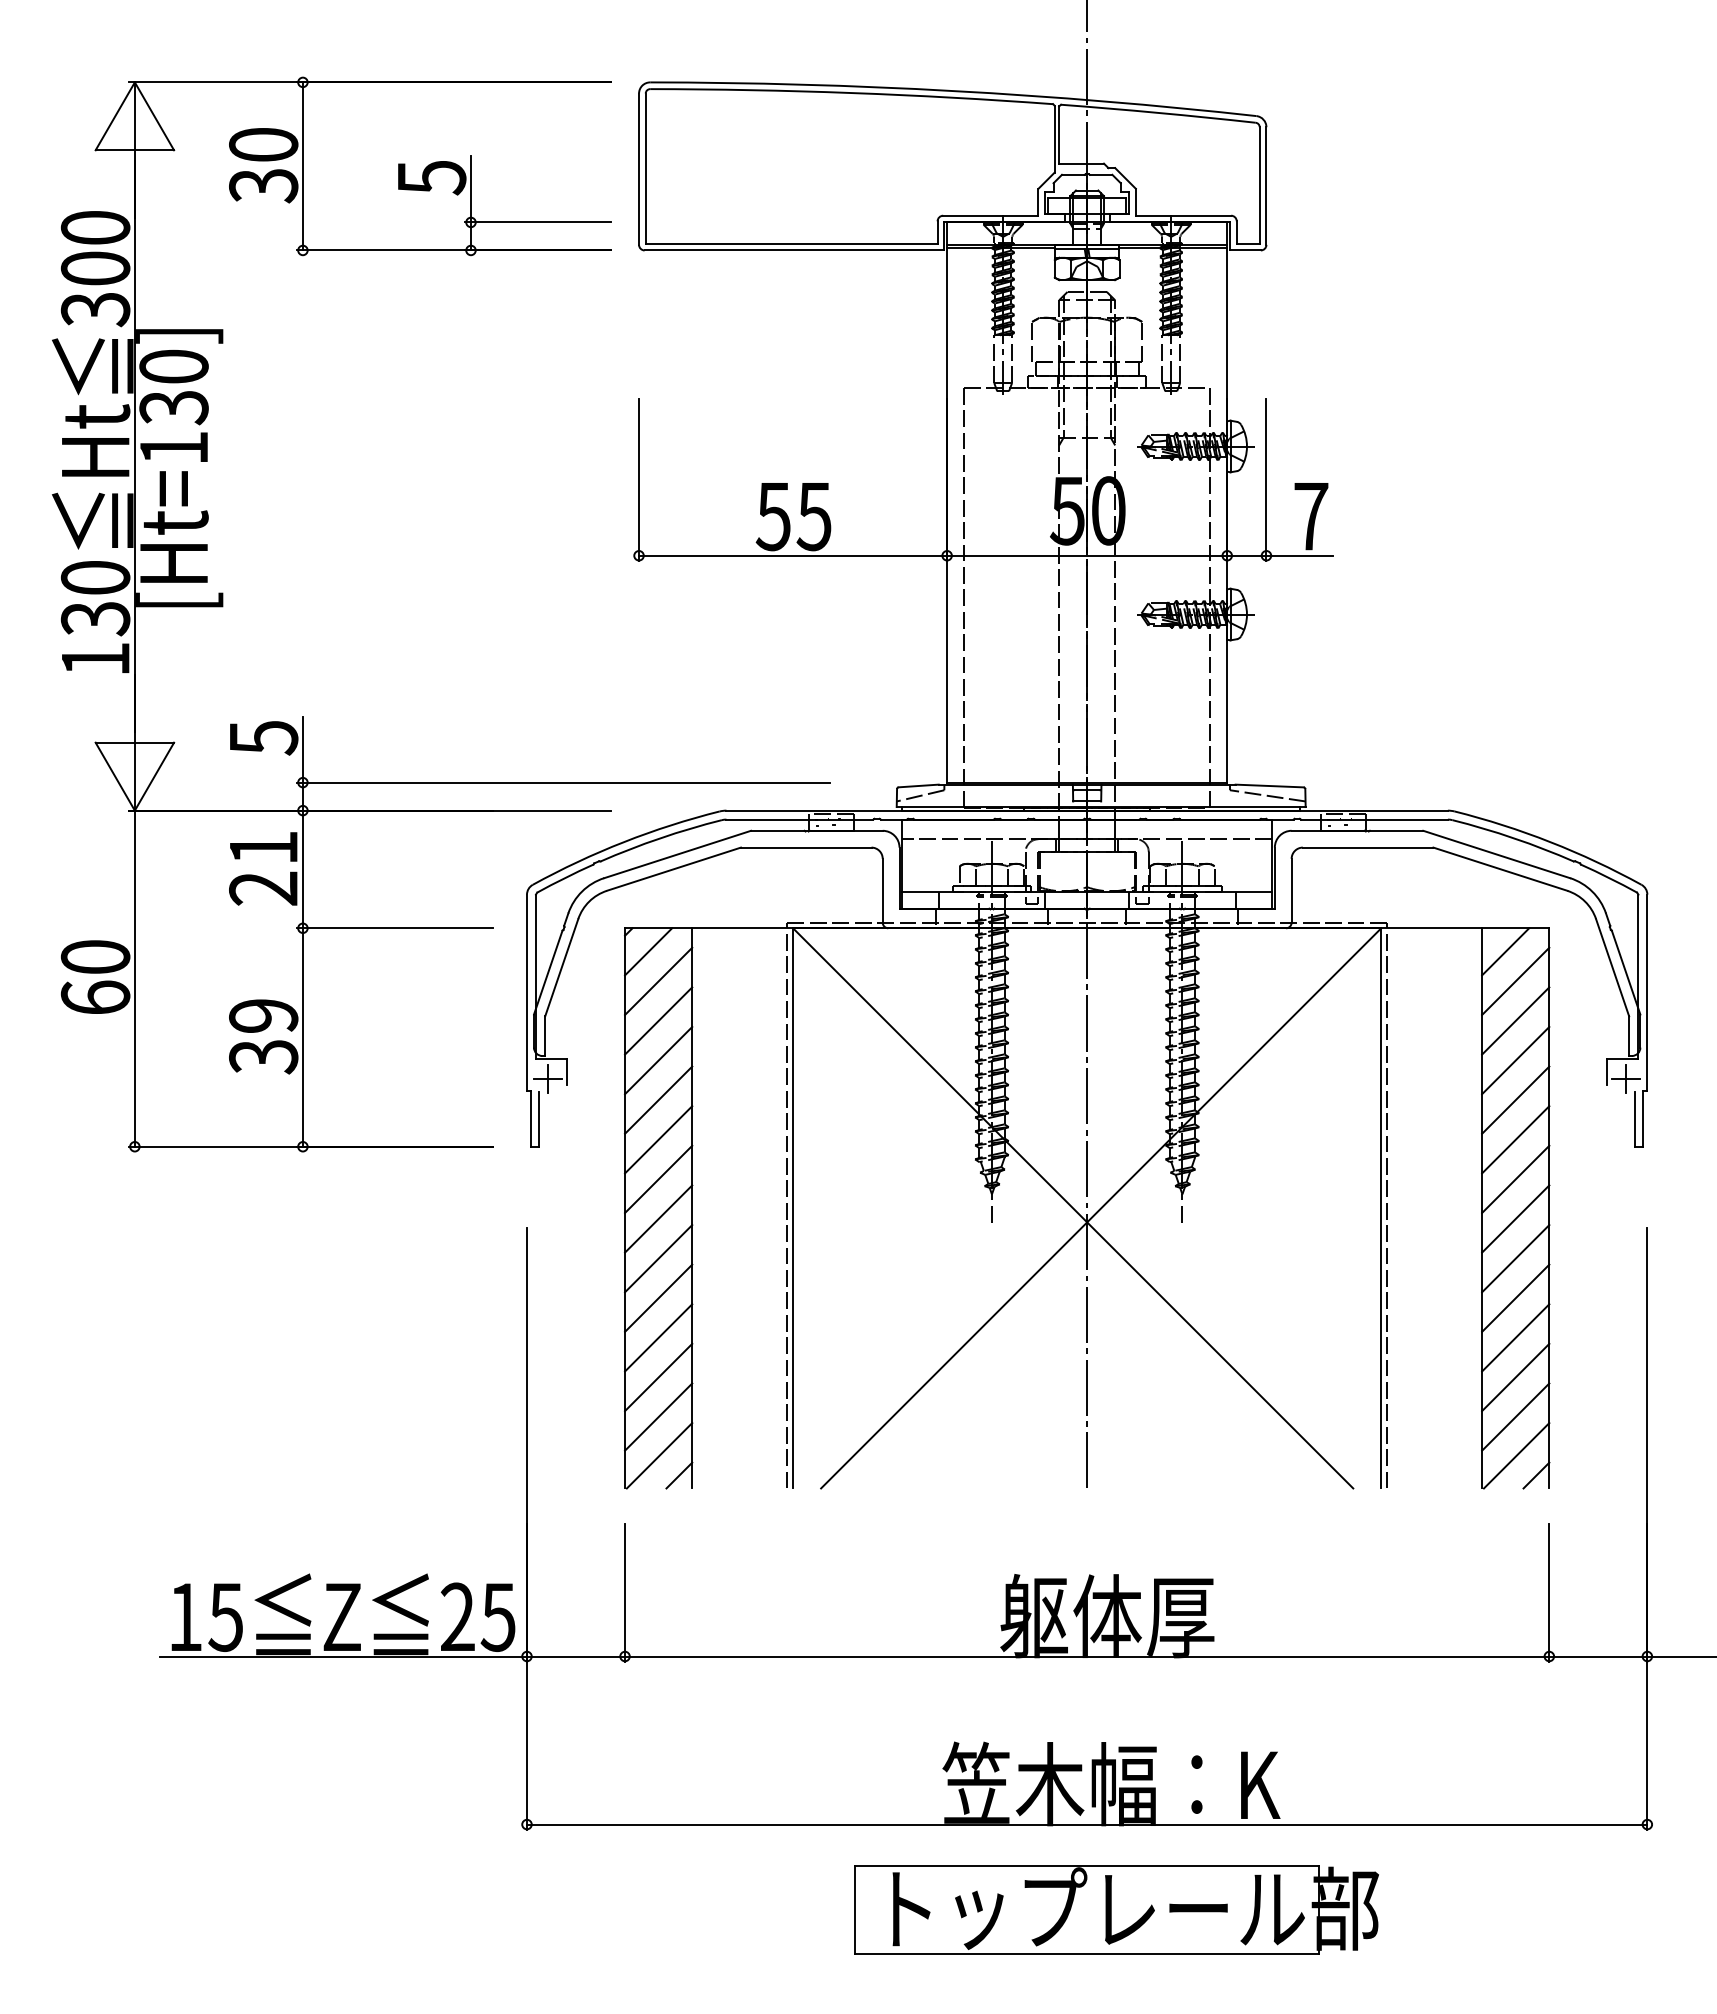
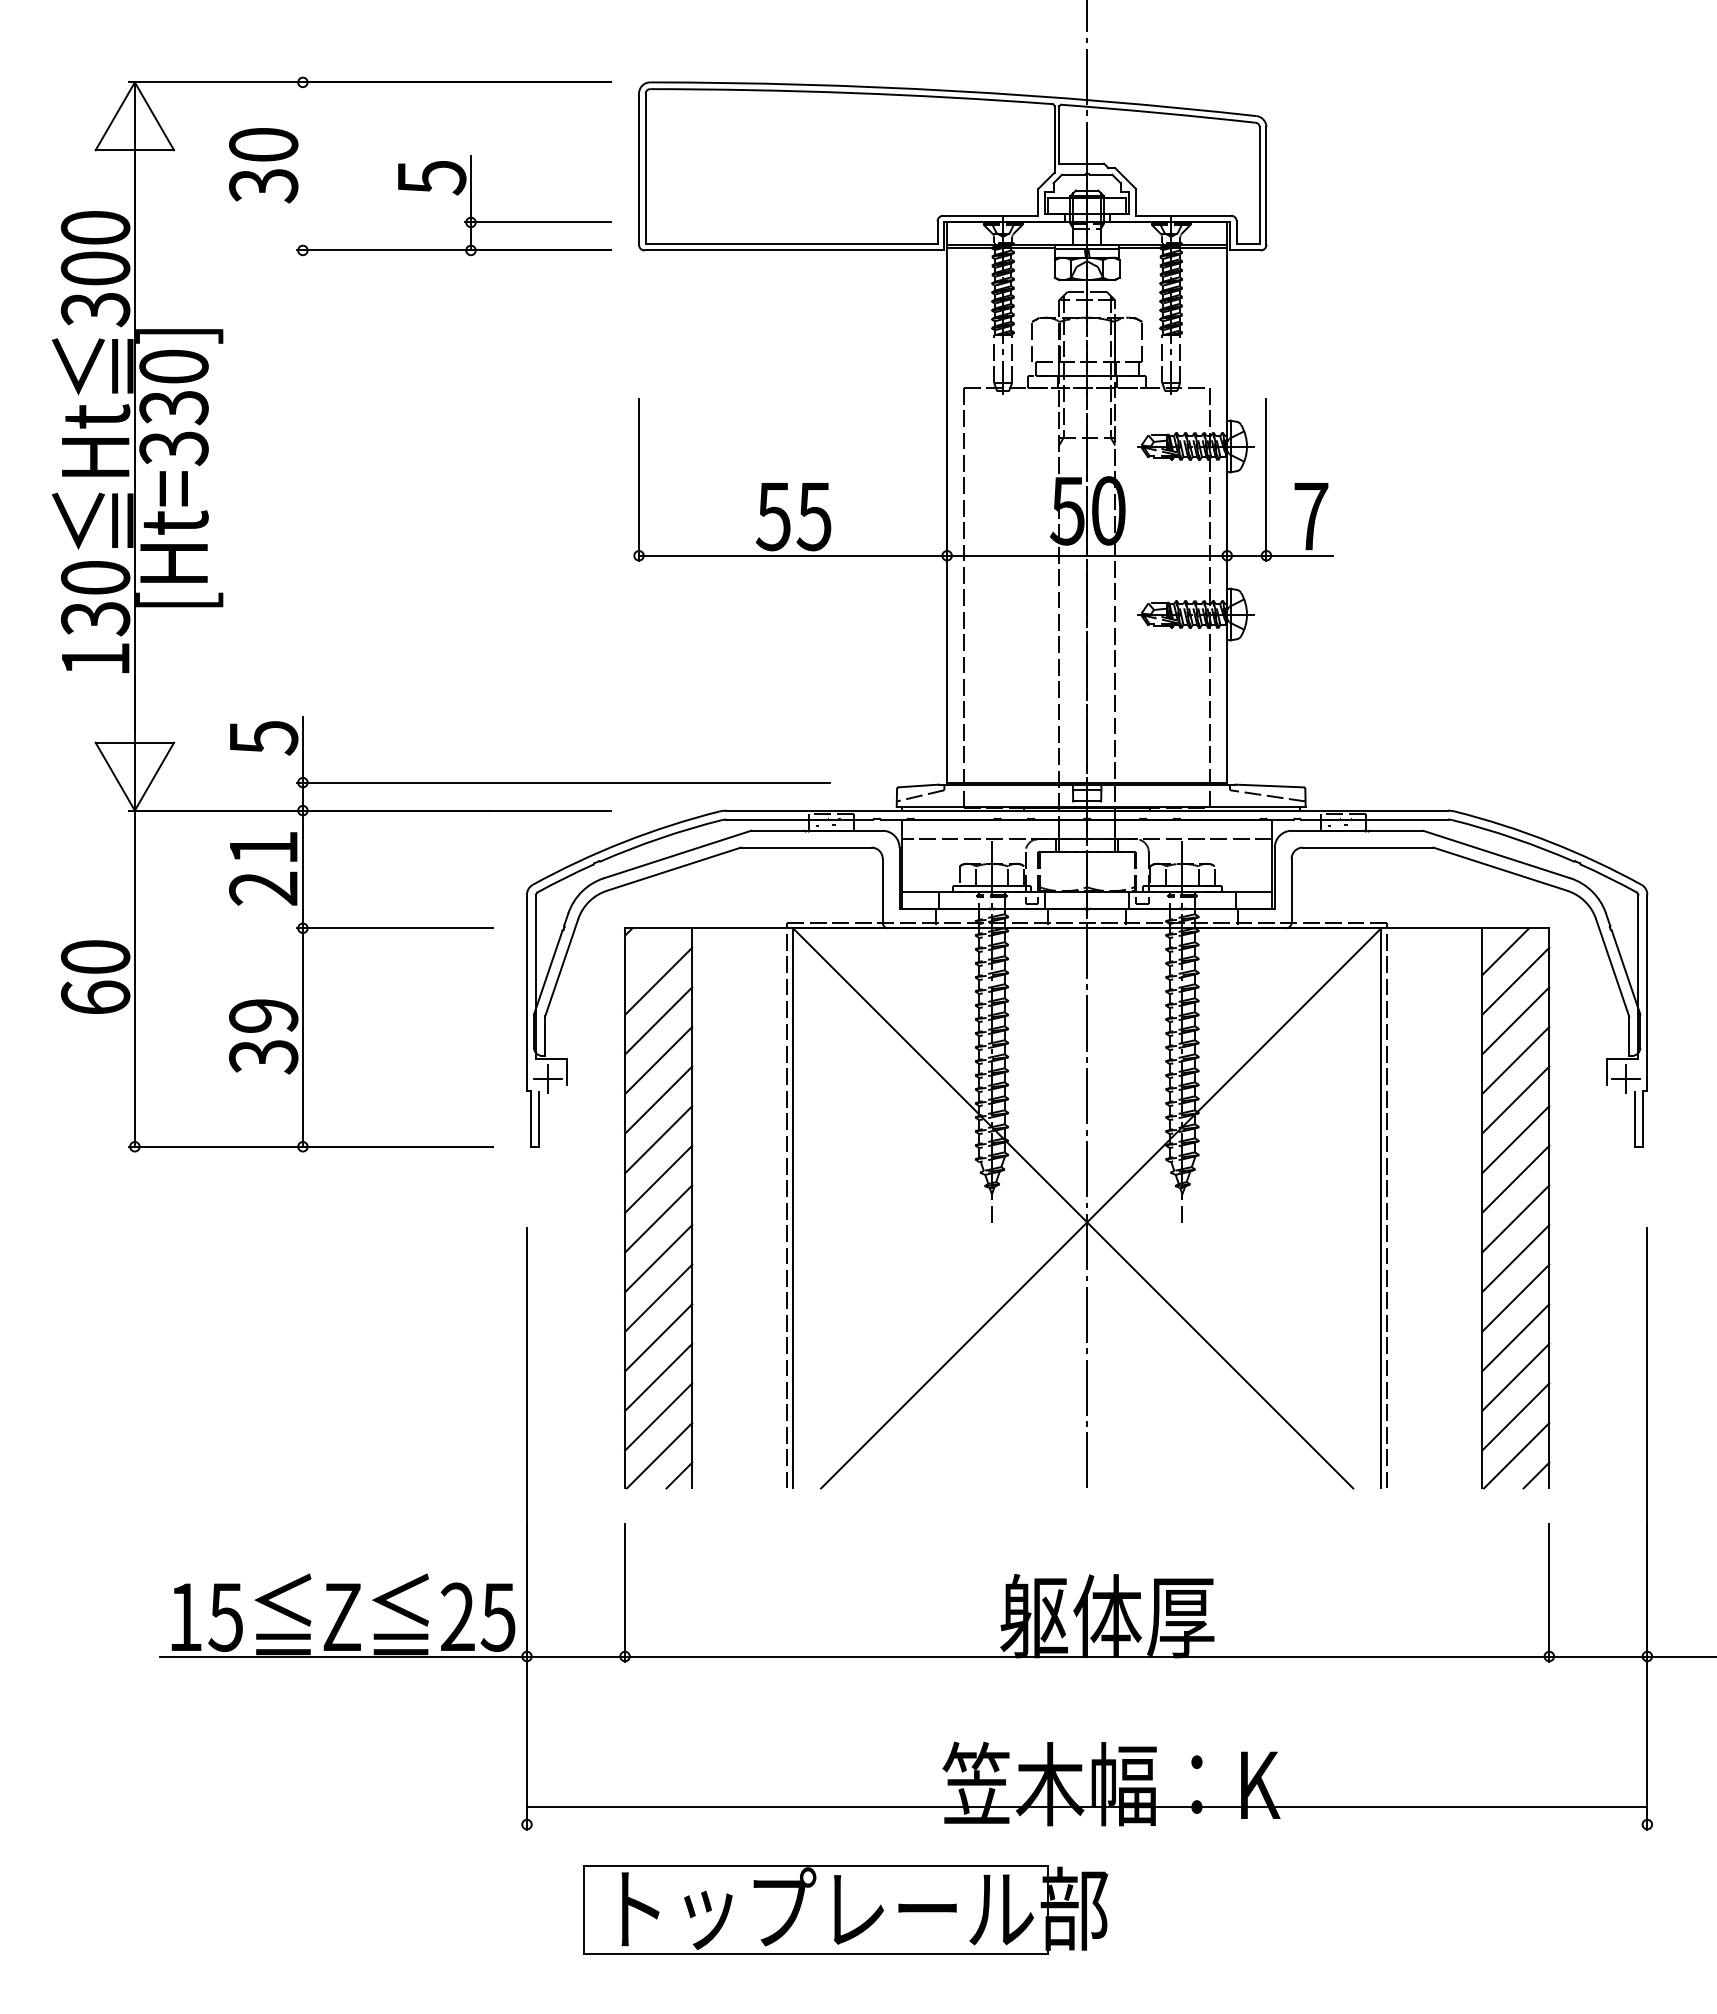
line: present -> none (302, 166)
text: [Ht=130] -> [Ht=330] (173, 448)
line: present -> none (648, 951)
line position: (1087, 1824) -> (1087, 1806) (1087, 1806)
part position: (1116, 1909) -> (845, 1909) (845, 1909)
